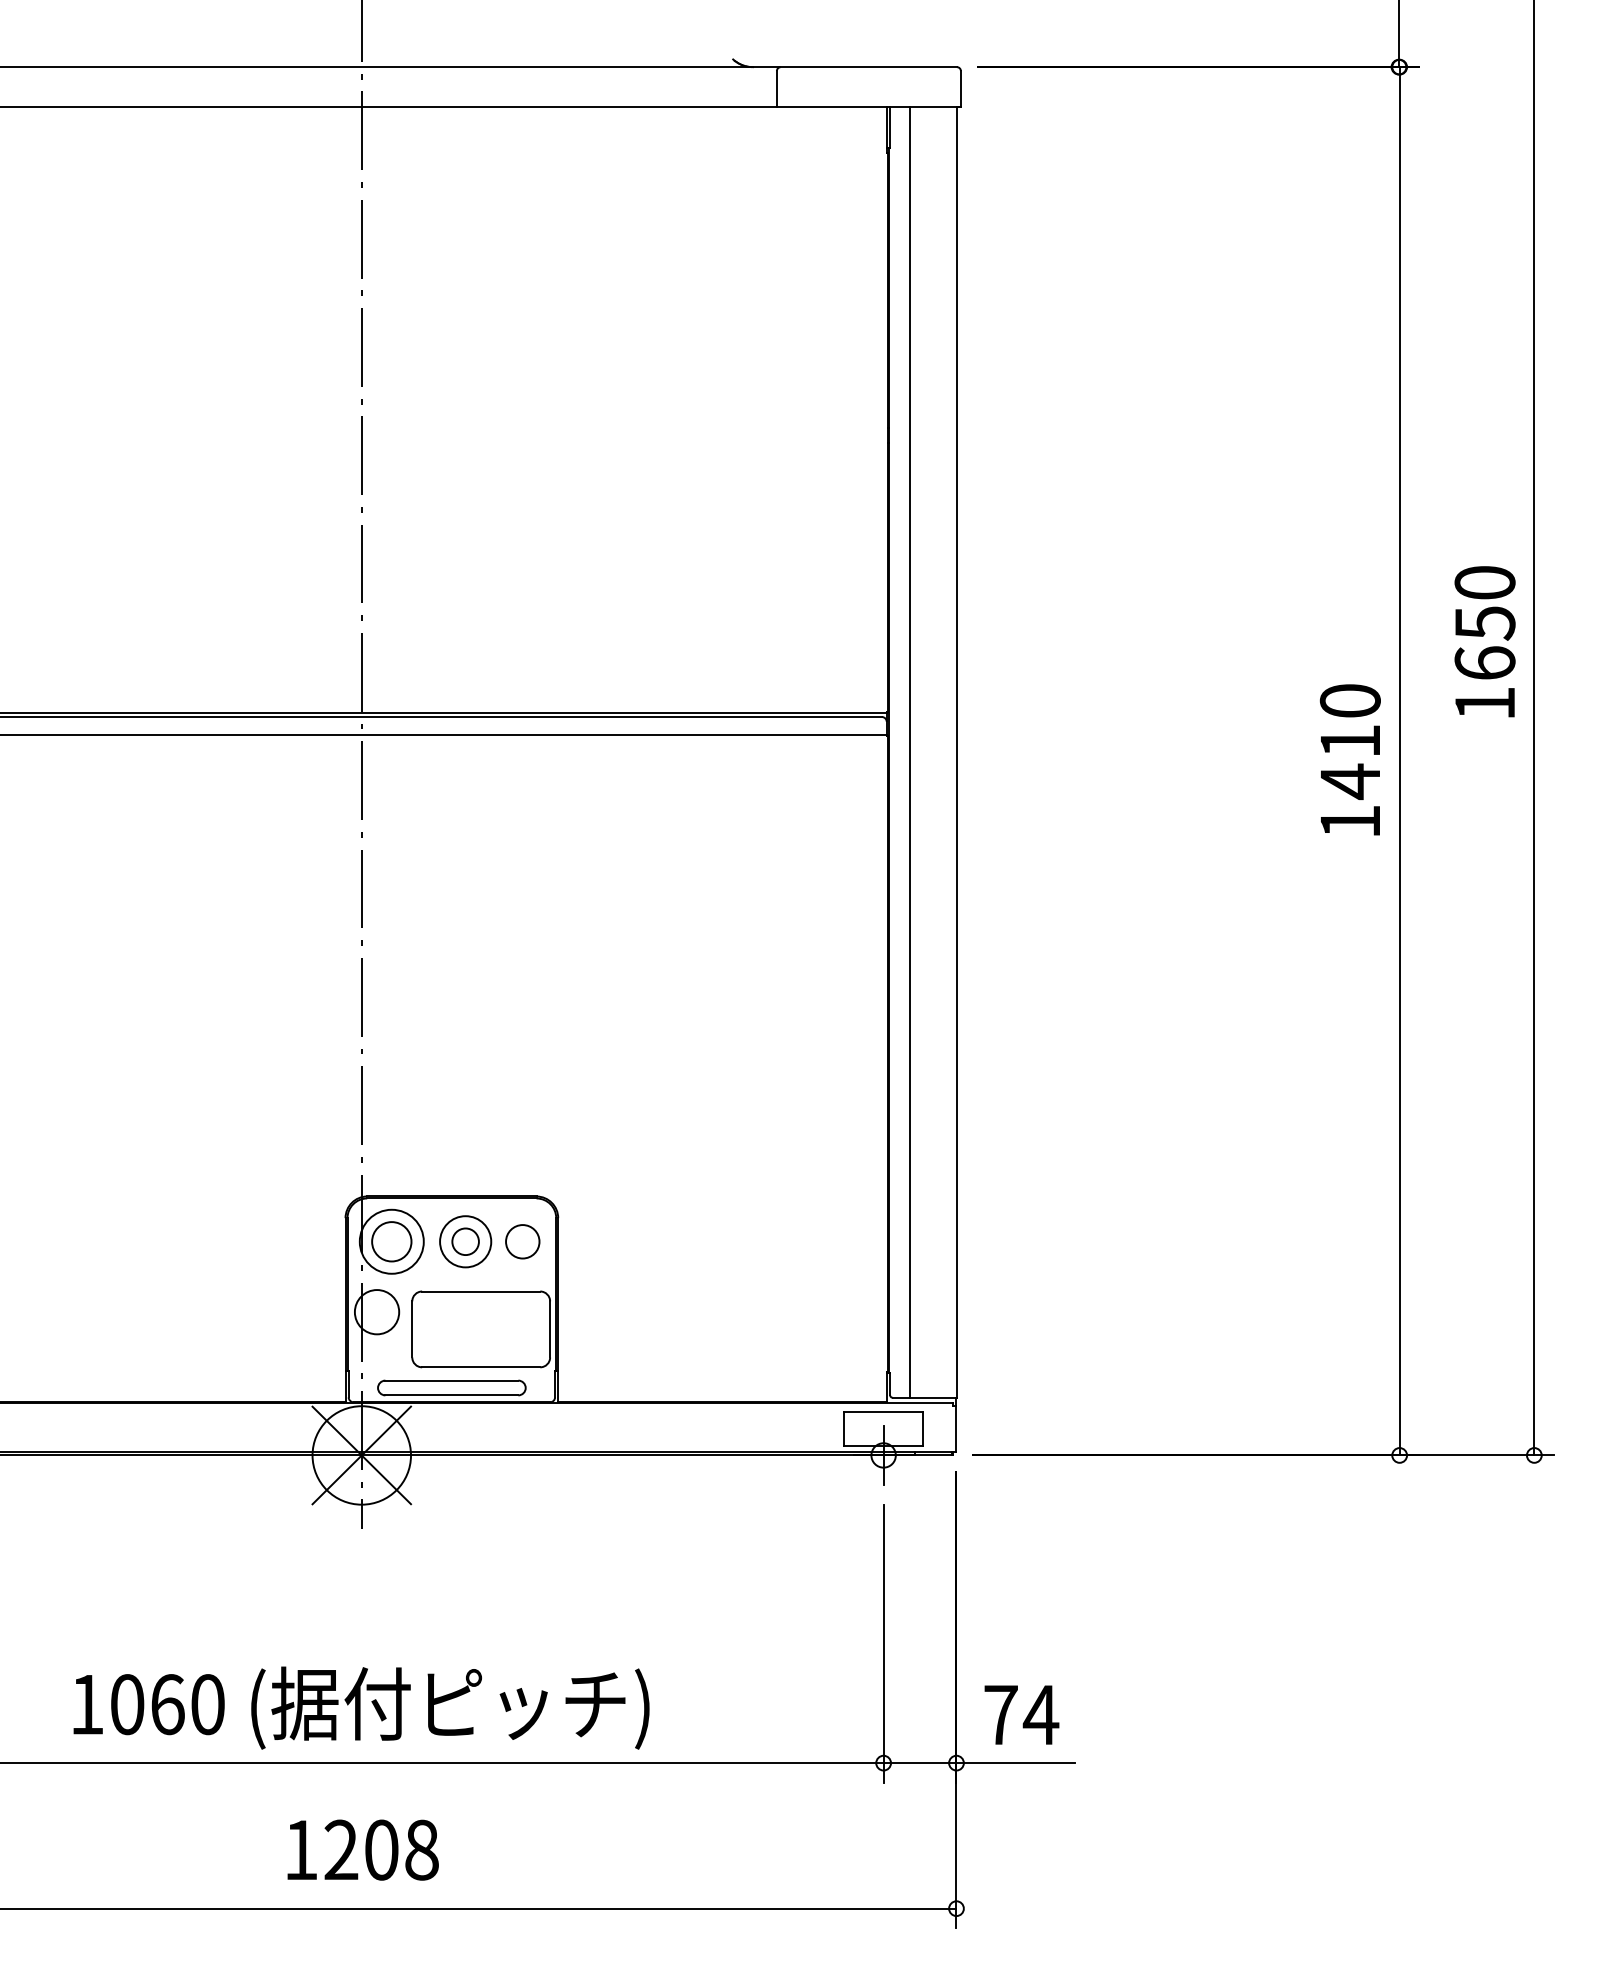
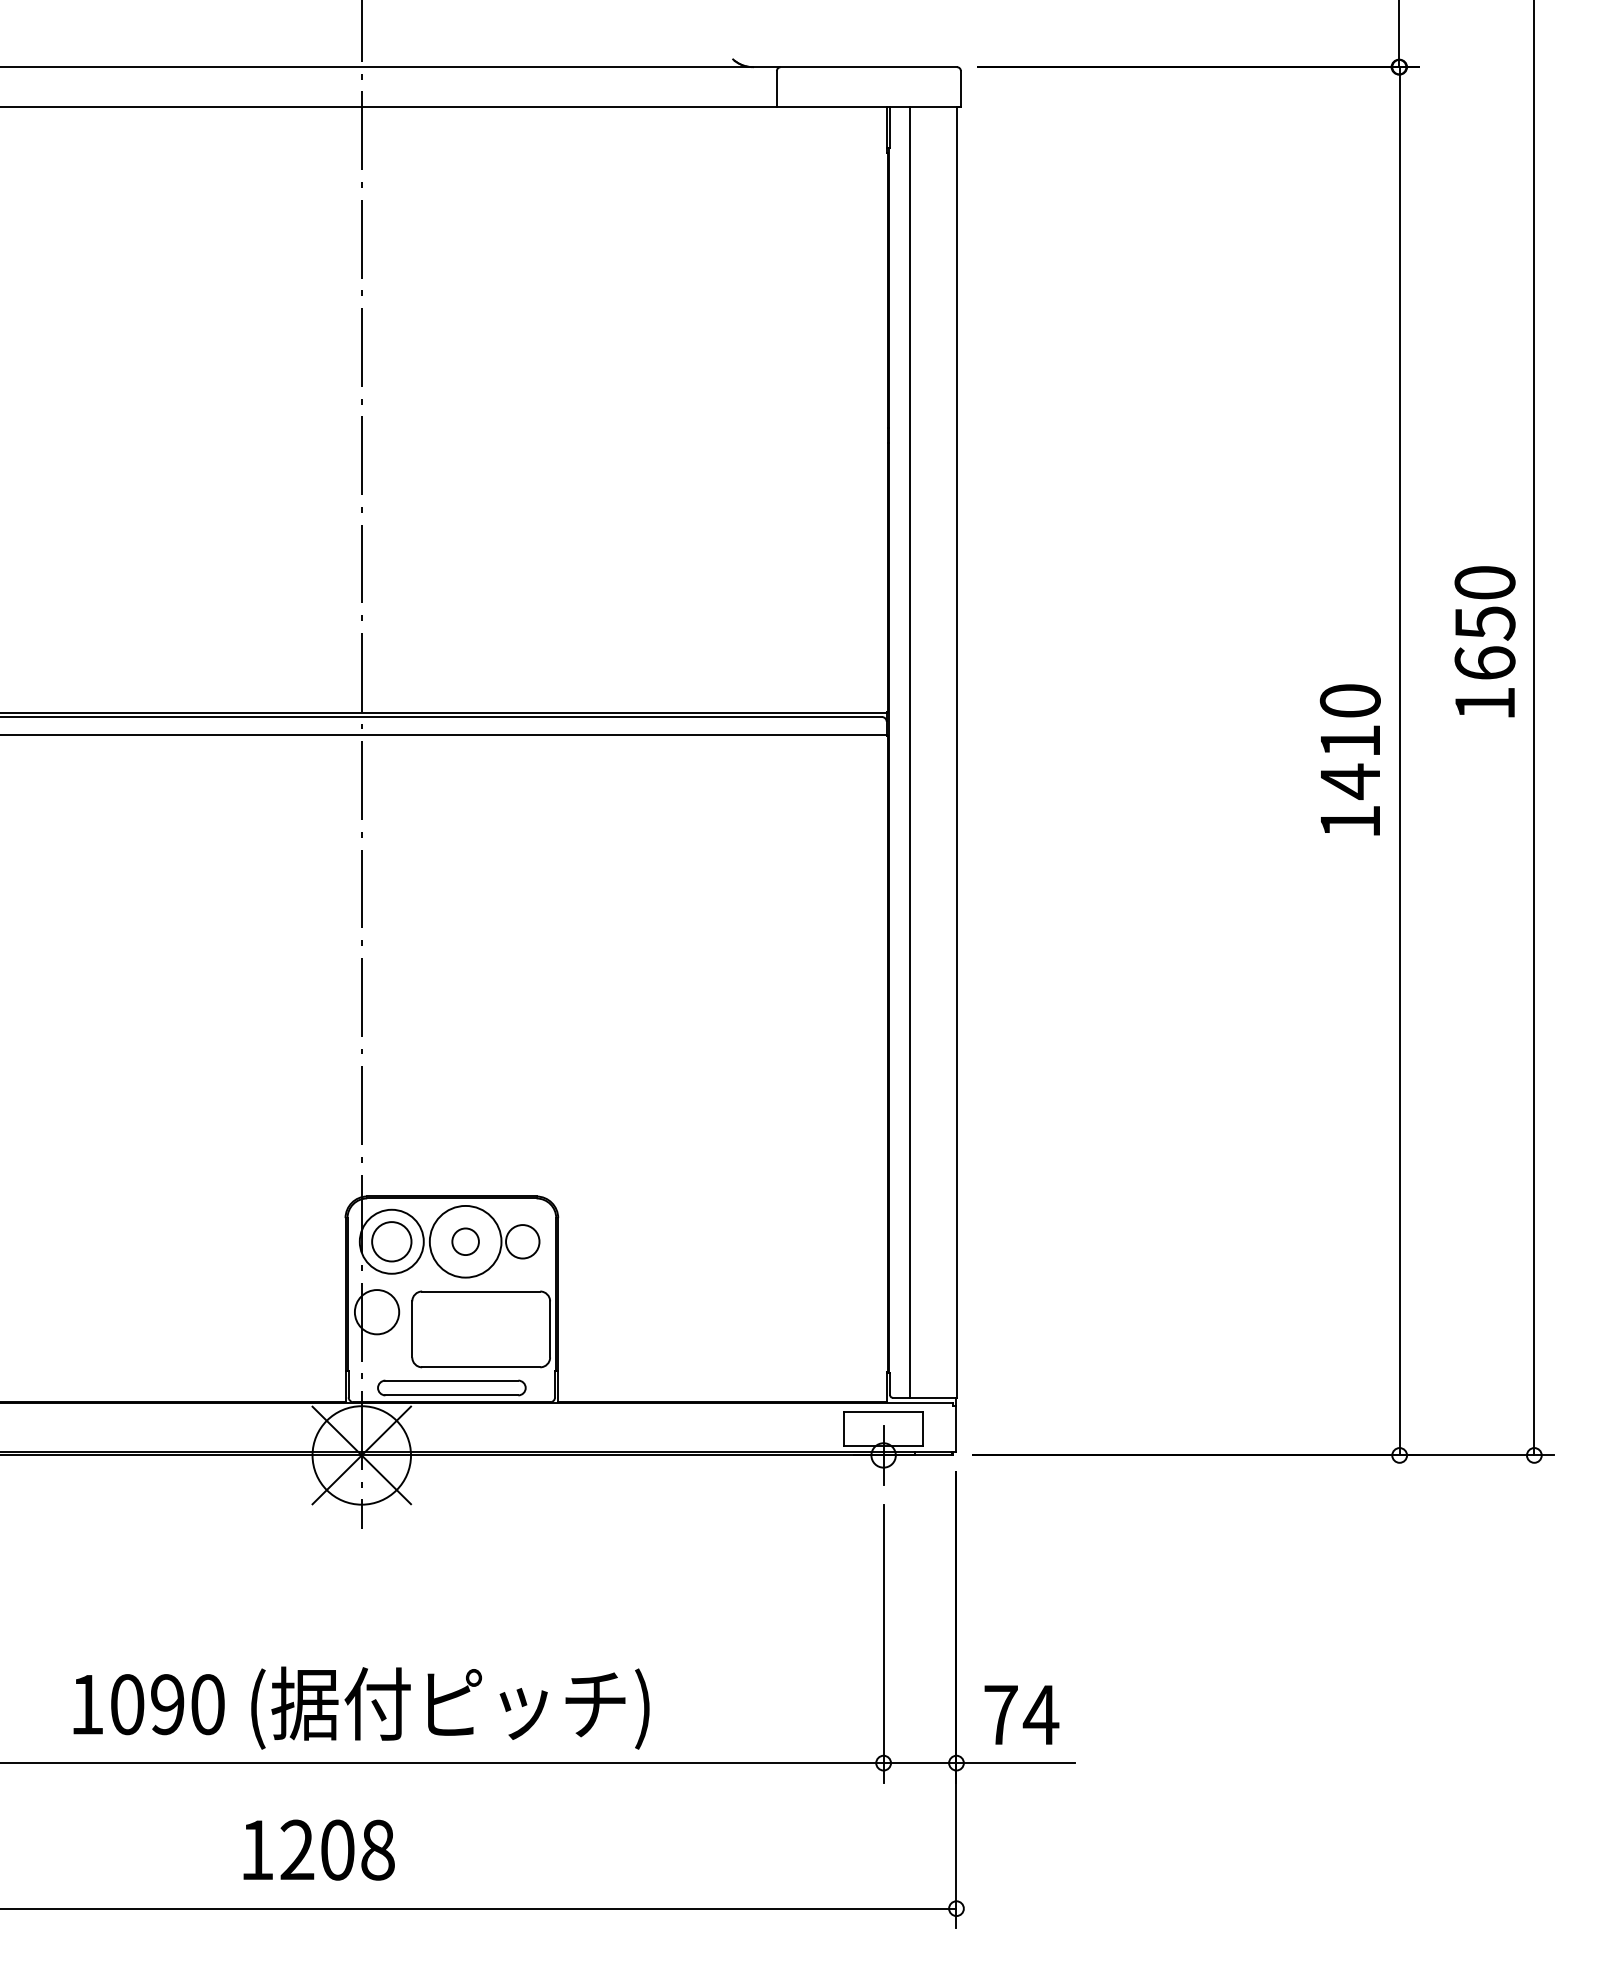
circle diameter: 51 px -> 72 px (465, 1241)
text: 1060 -> 1090 (167, 1704)
text position: (362, 1849) -> (318, 1849) (318, 1849)
